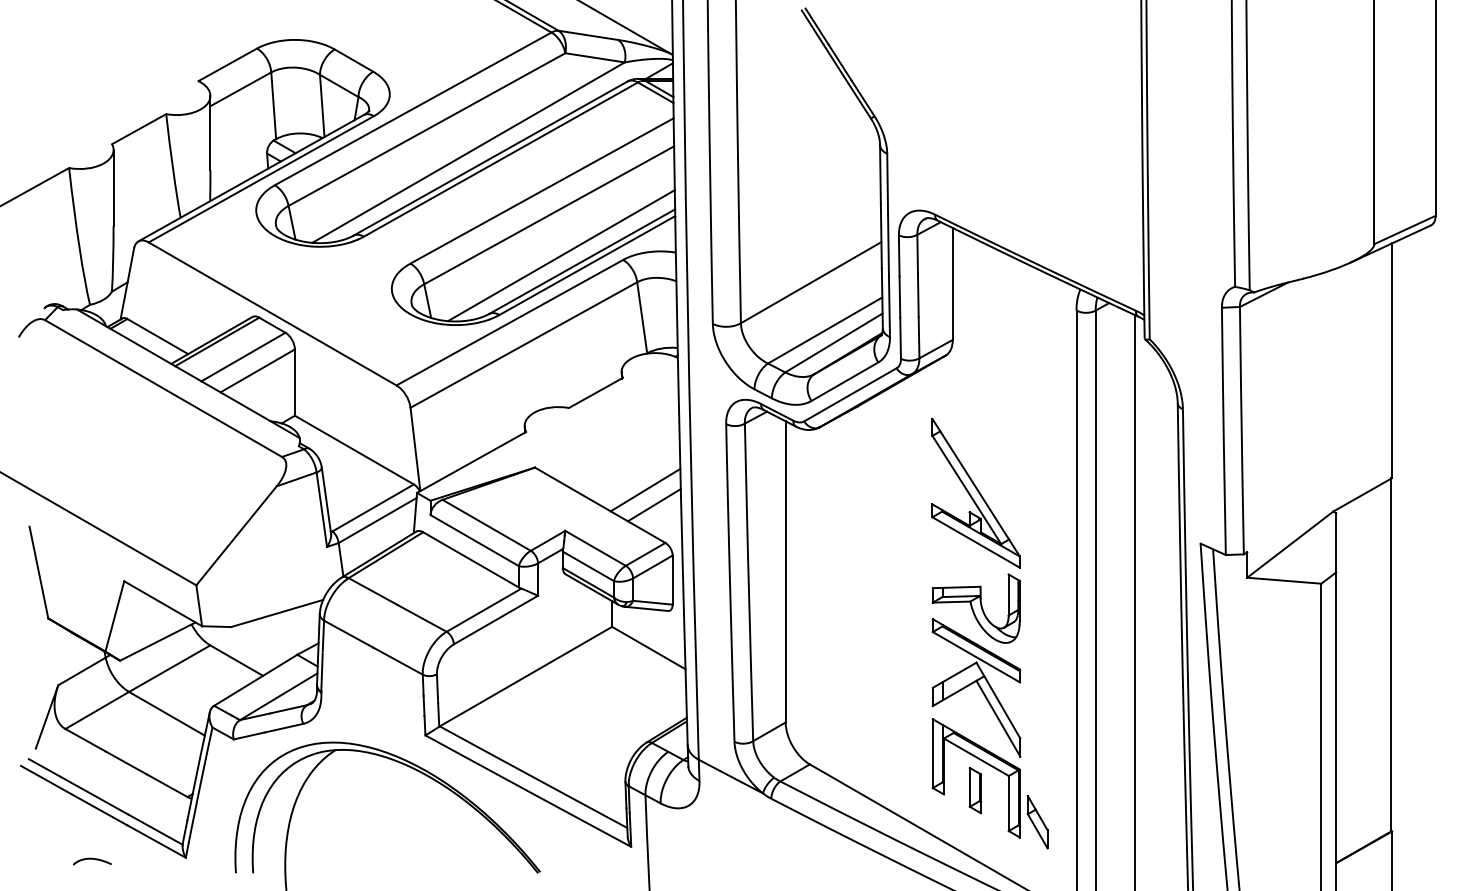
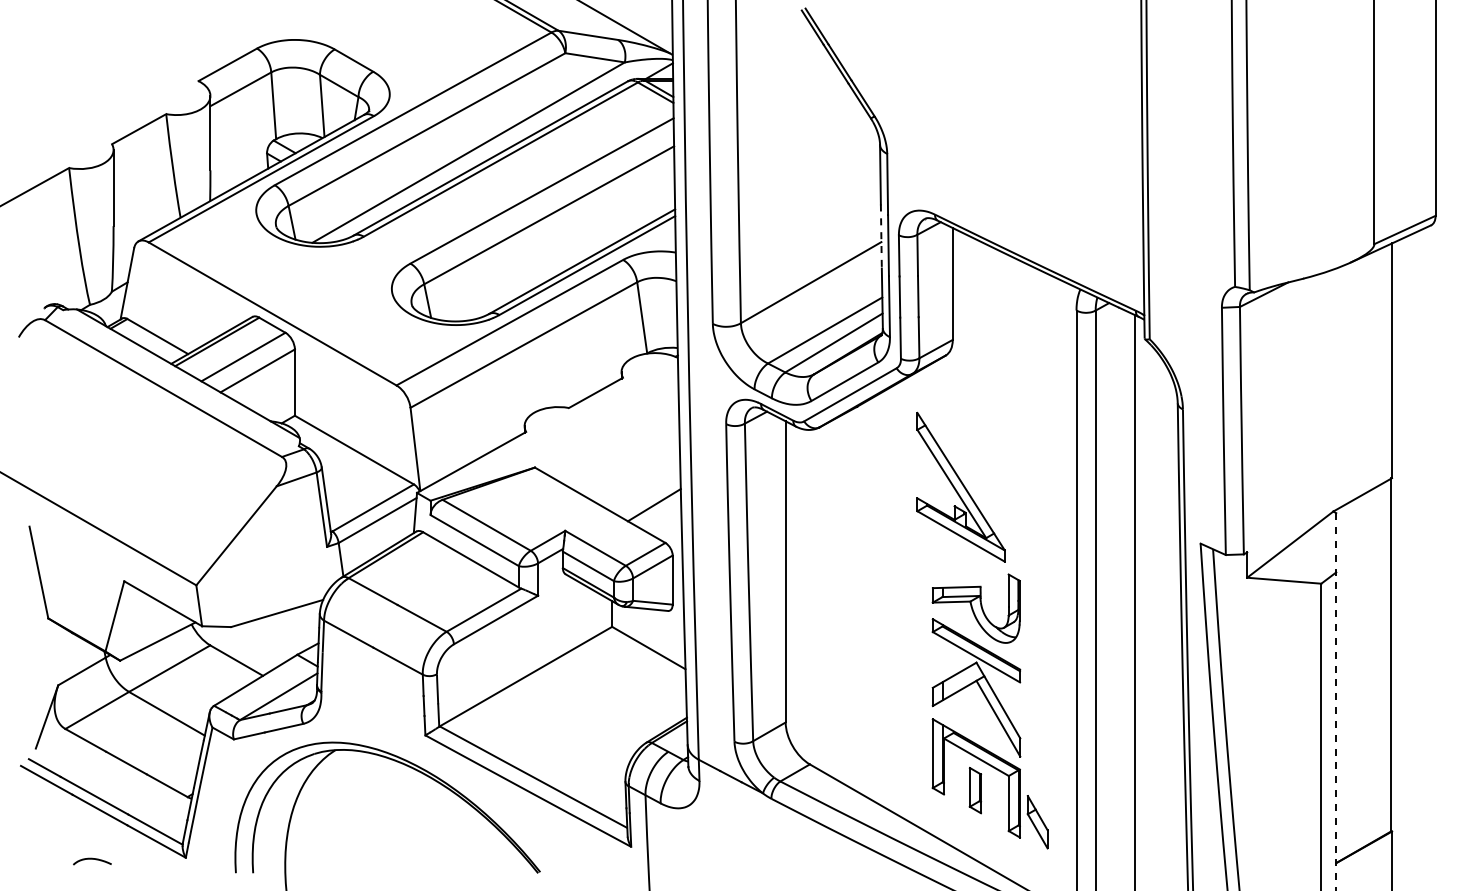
line: solid -> dashed (881, 236)
line: present -> none (561, 255)
line: present -> none (645, 489)
part position: (975, 492) -> (960, 486) (960, 486)
line: solid -> dashed (1336, 702)
